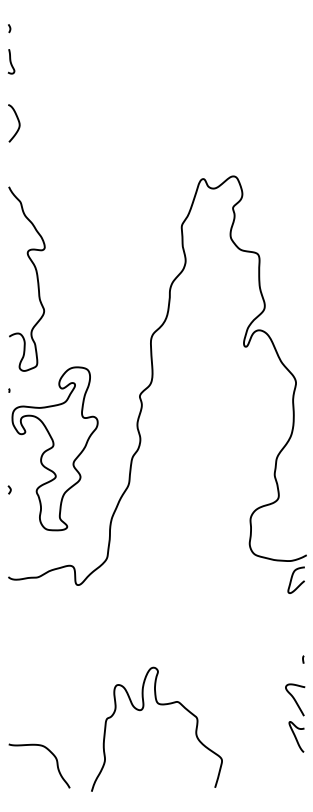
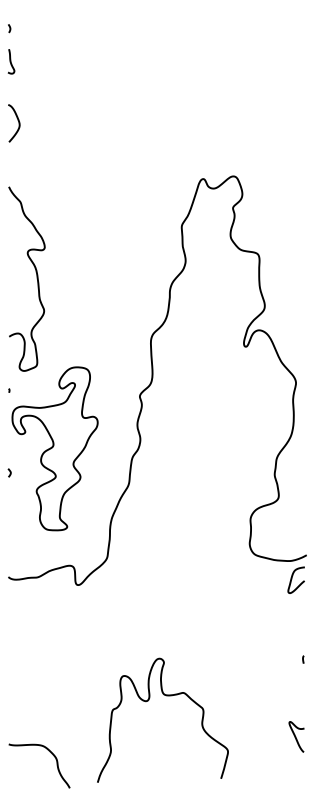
curve position: (9, 489) -> (9, 472) (9, 472)
curve: present -> none (295, 699)
curve position: (142, 710) -> (148, 701) (148, 701)
